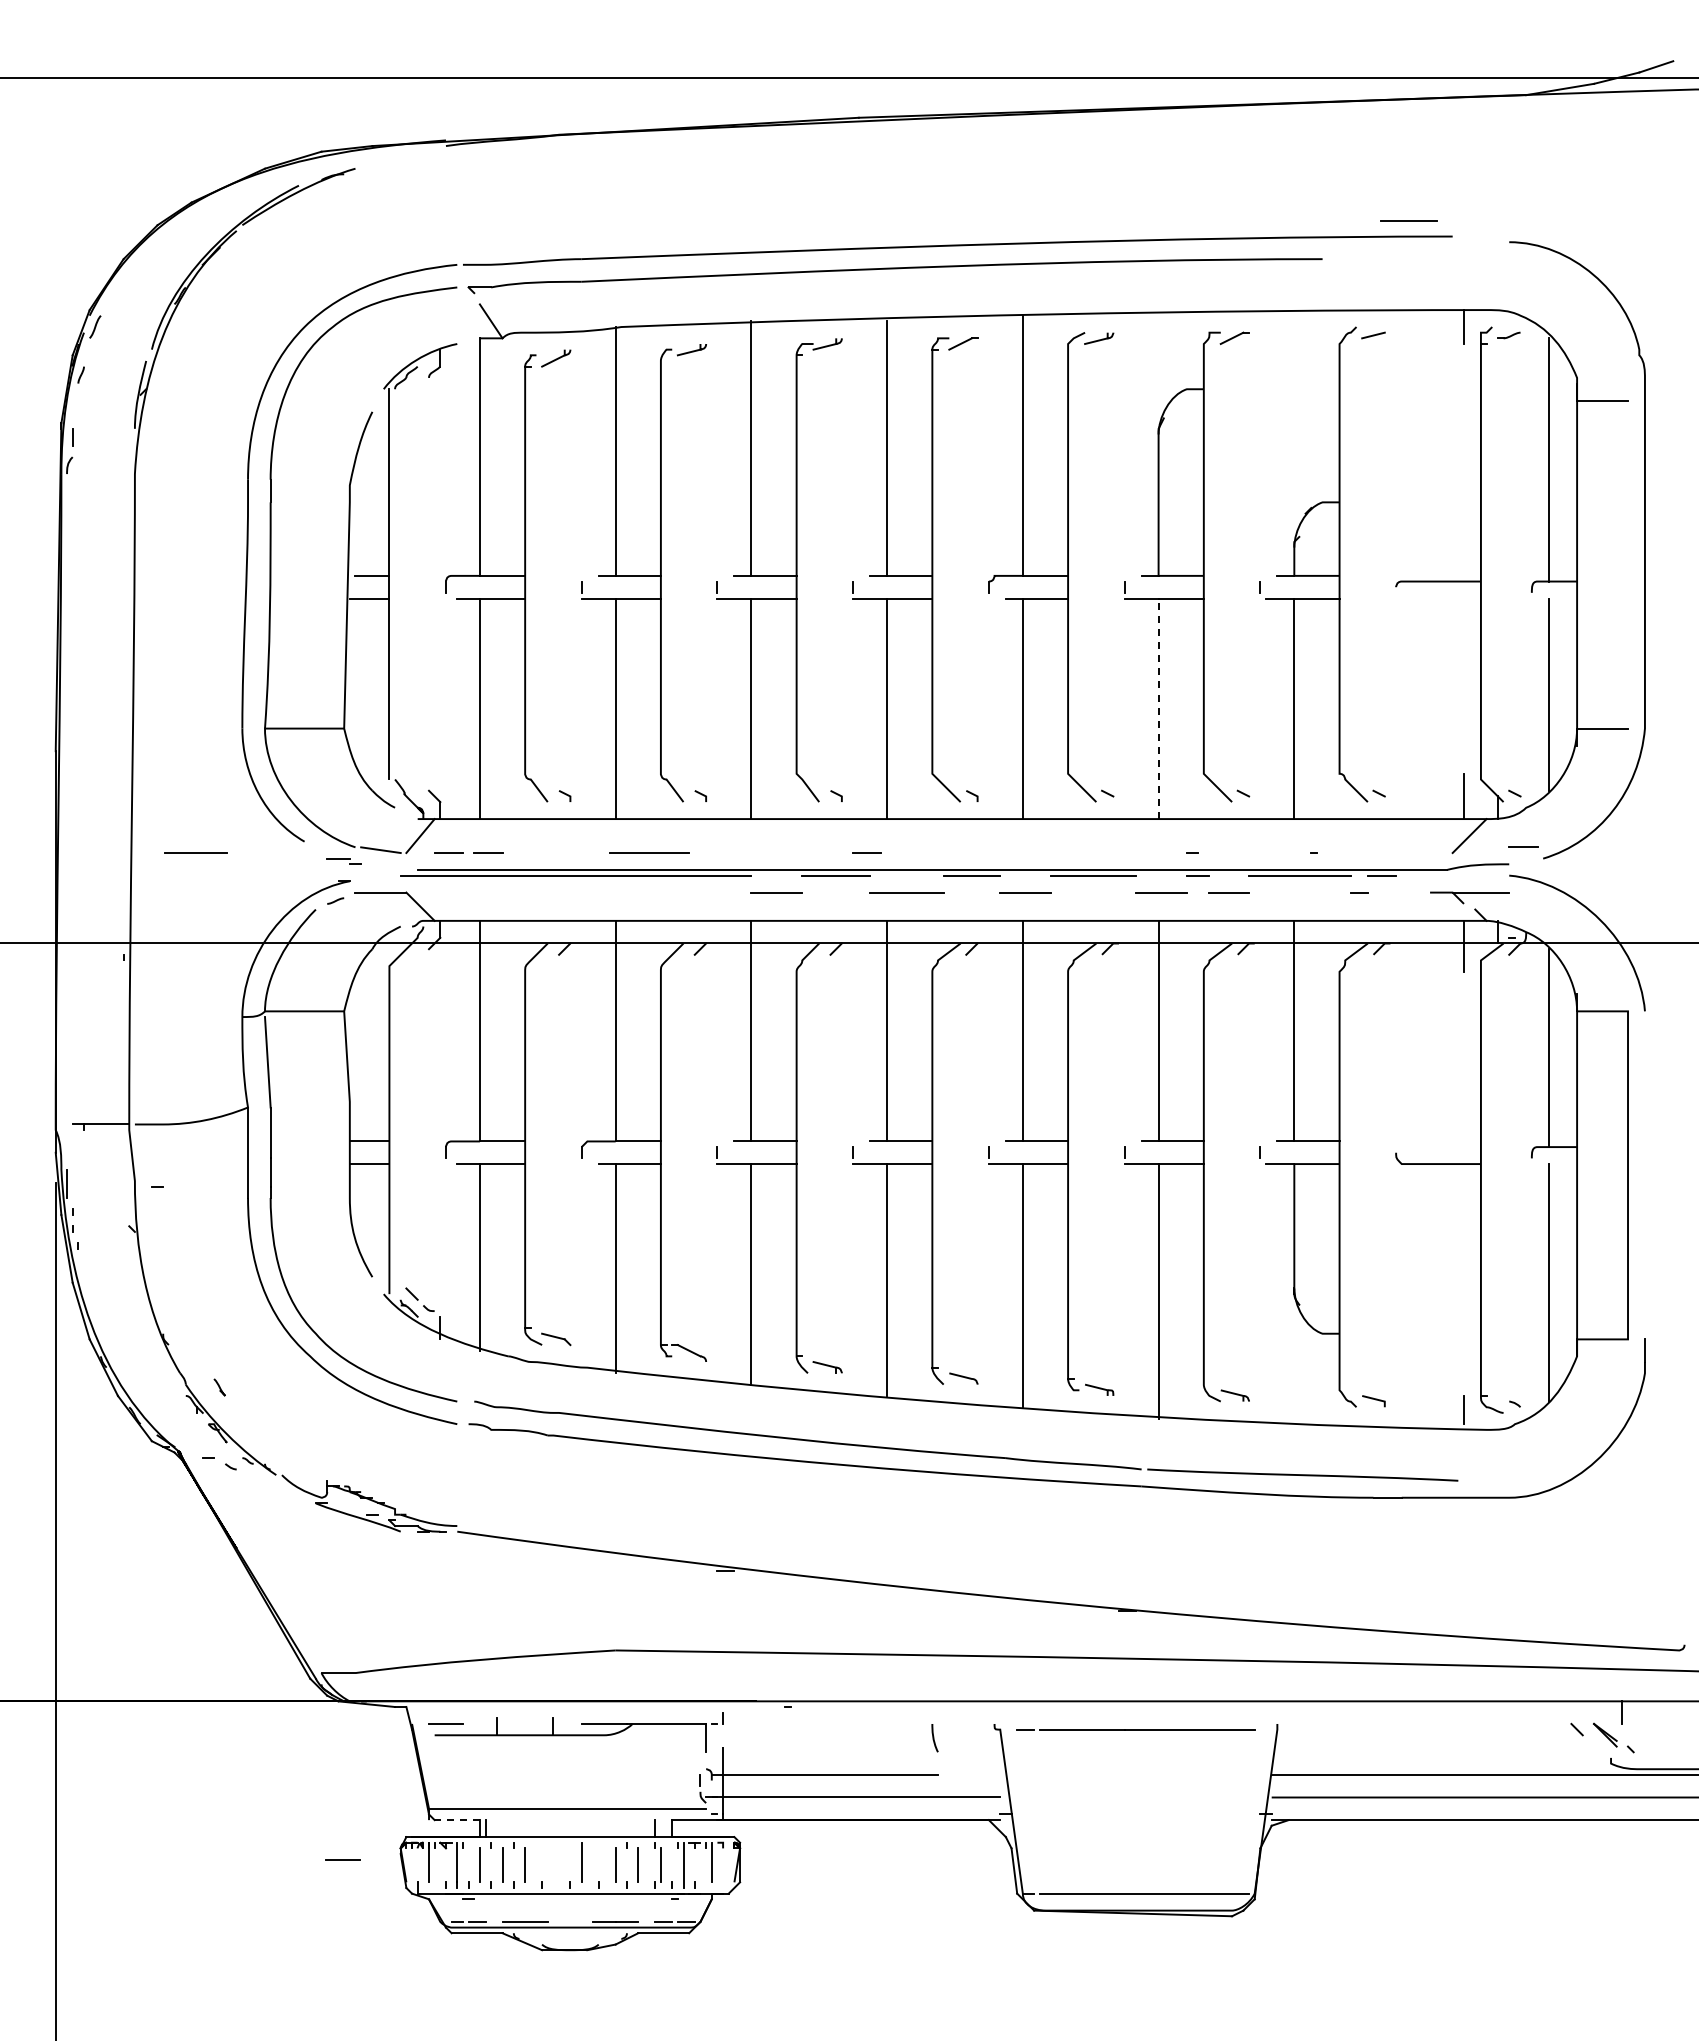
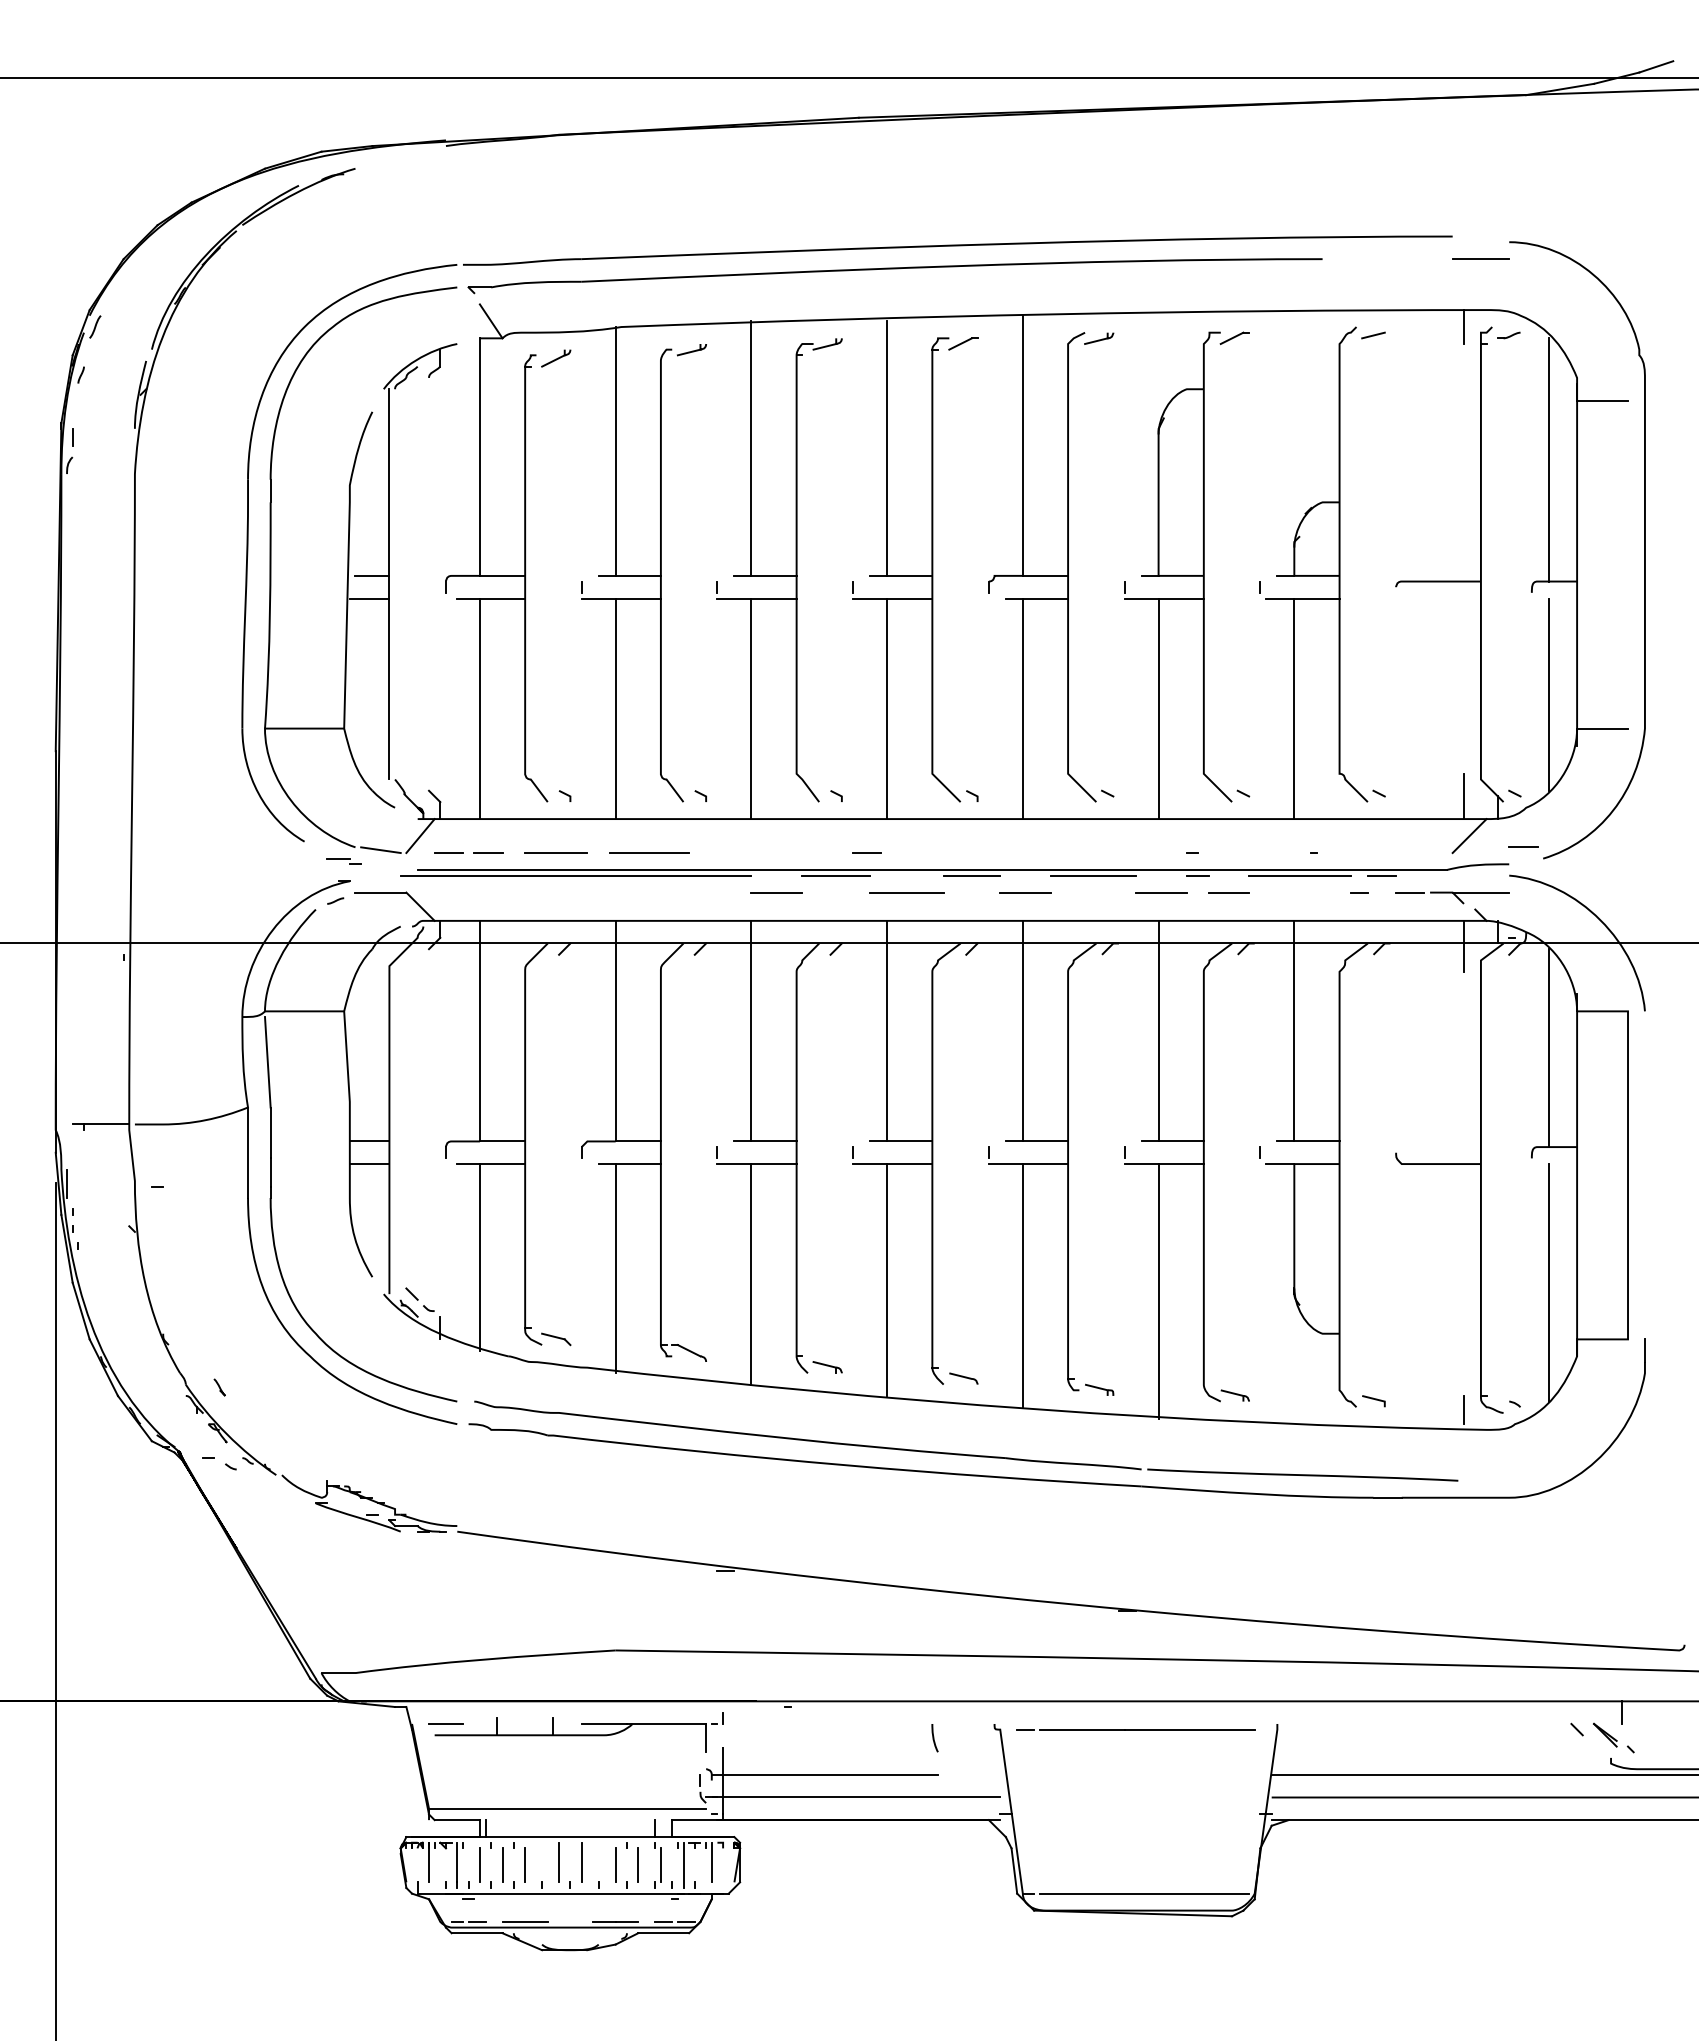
line position: (1408, 220) -> (1480, 258) (1480, 258)
line: dashed -> solid (1158, 708)
line position: (195, 852) -> (555, 852) (555, 852)
line: none -> present (1410, 892)
line: dashed -> solid (457, 1820)
line: present -> none (342, 1859)
line: none -> present (559, 1862)
